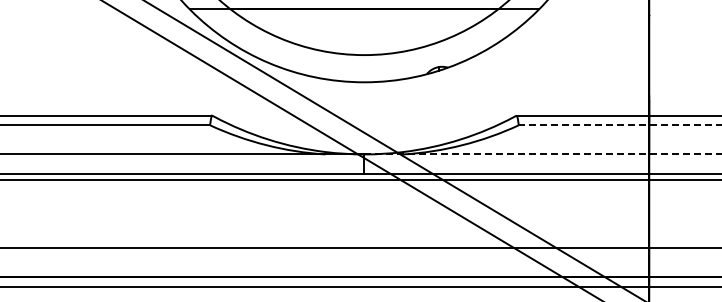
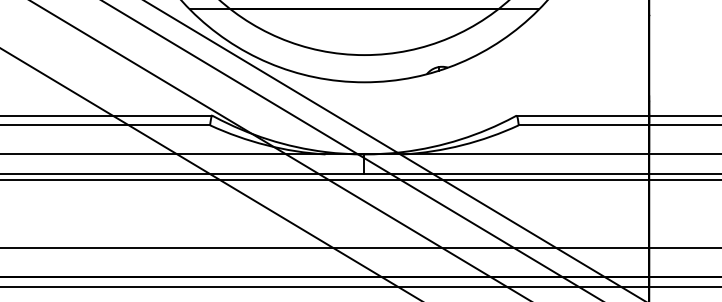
line: dashed -> solid (619, 125)
line: none -> present (279, 150)
line: dashed -> solid (543, 154)
line: none -> present (209, 173)
